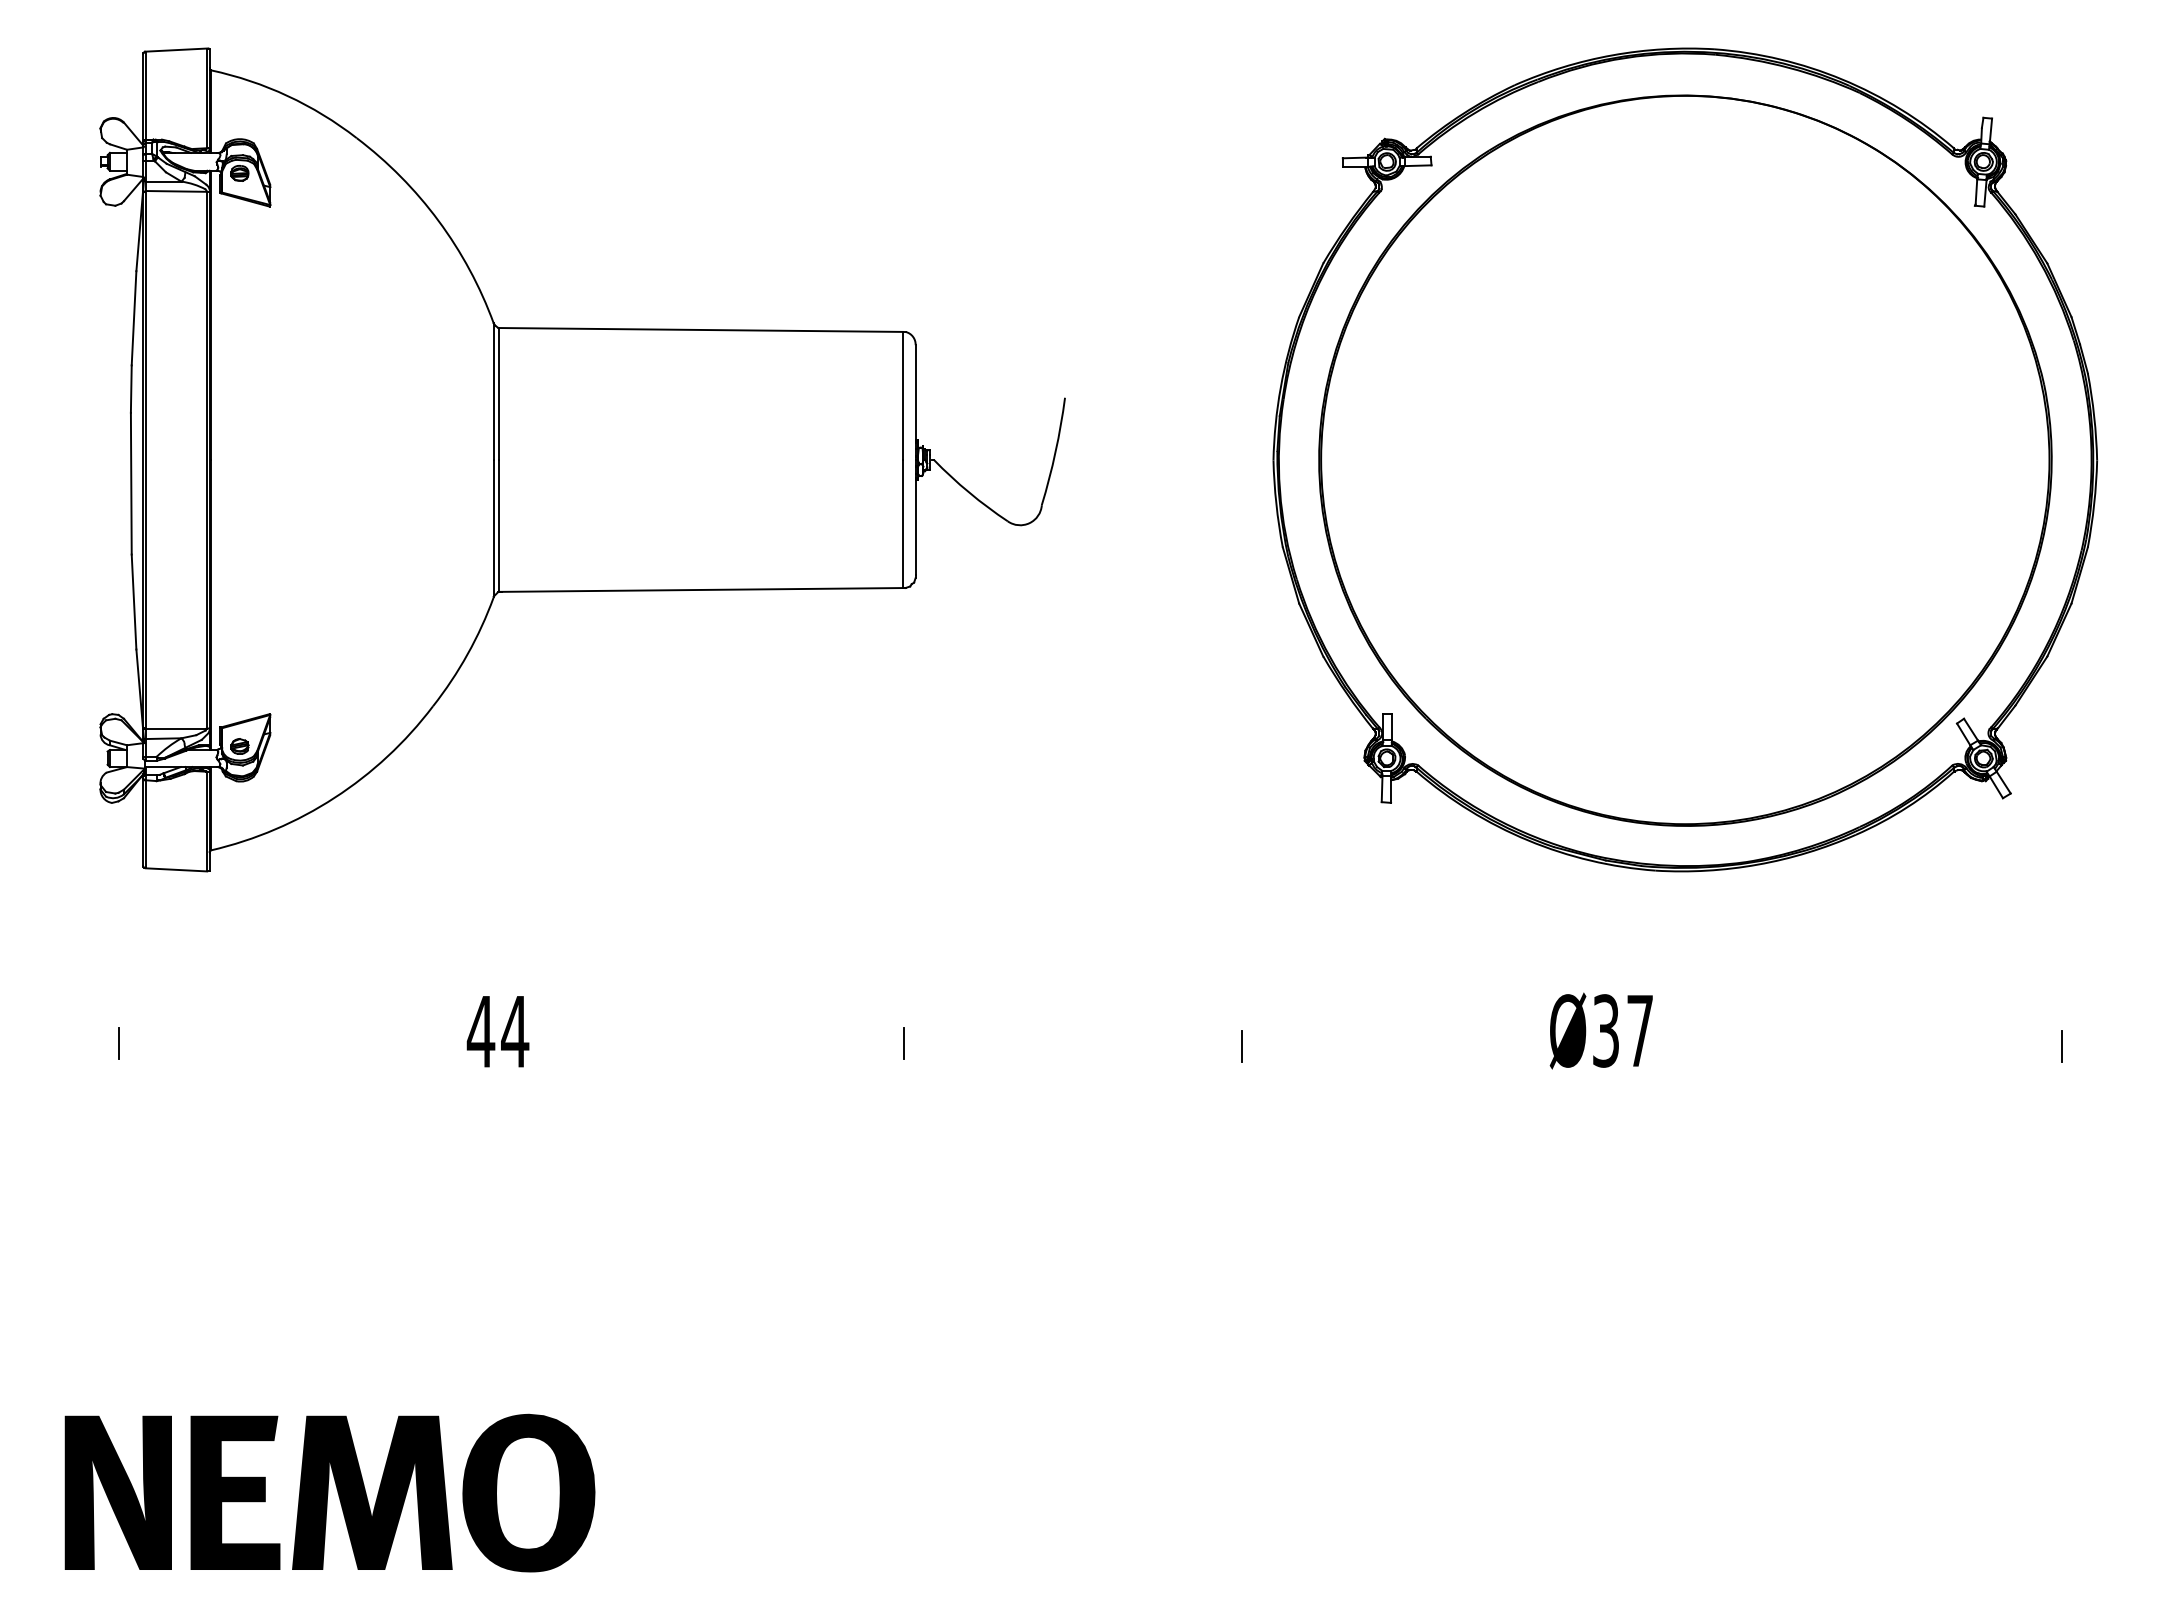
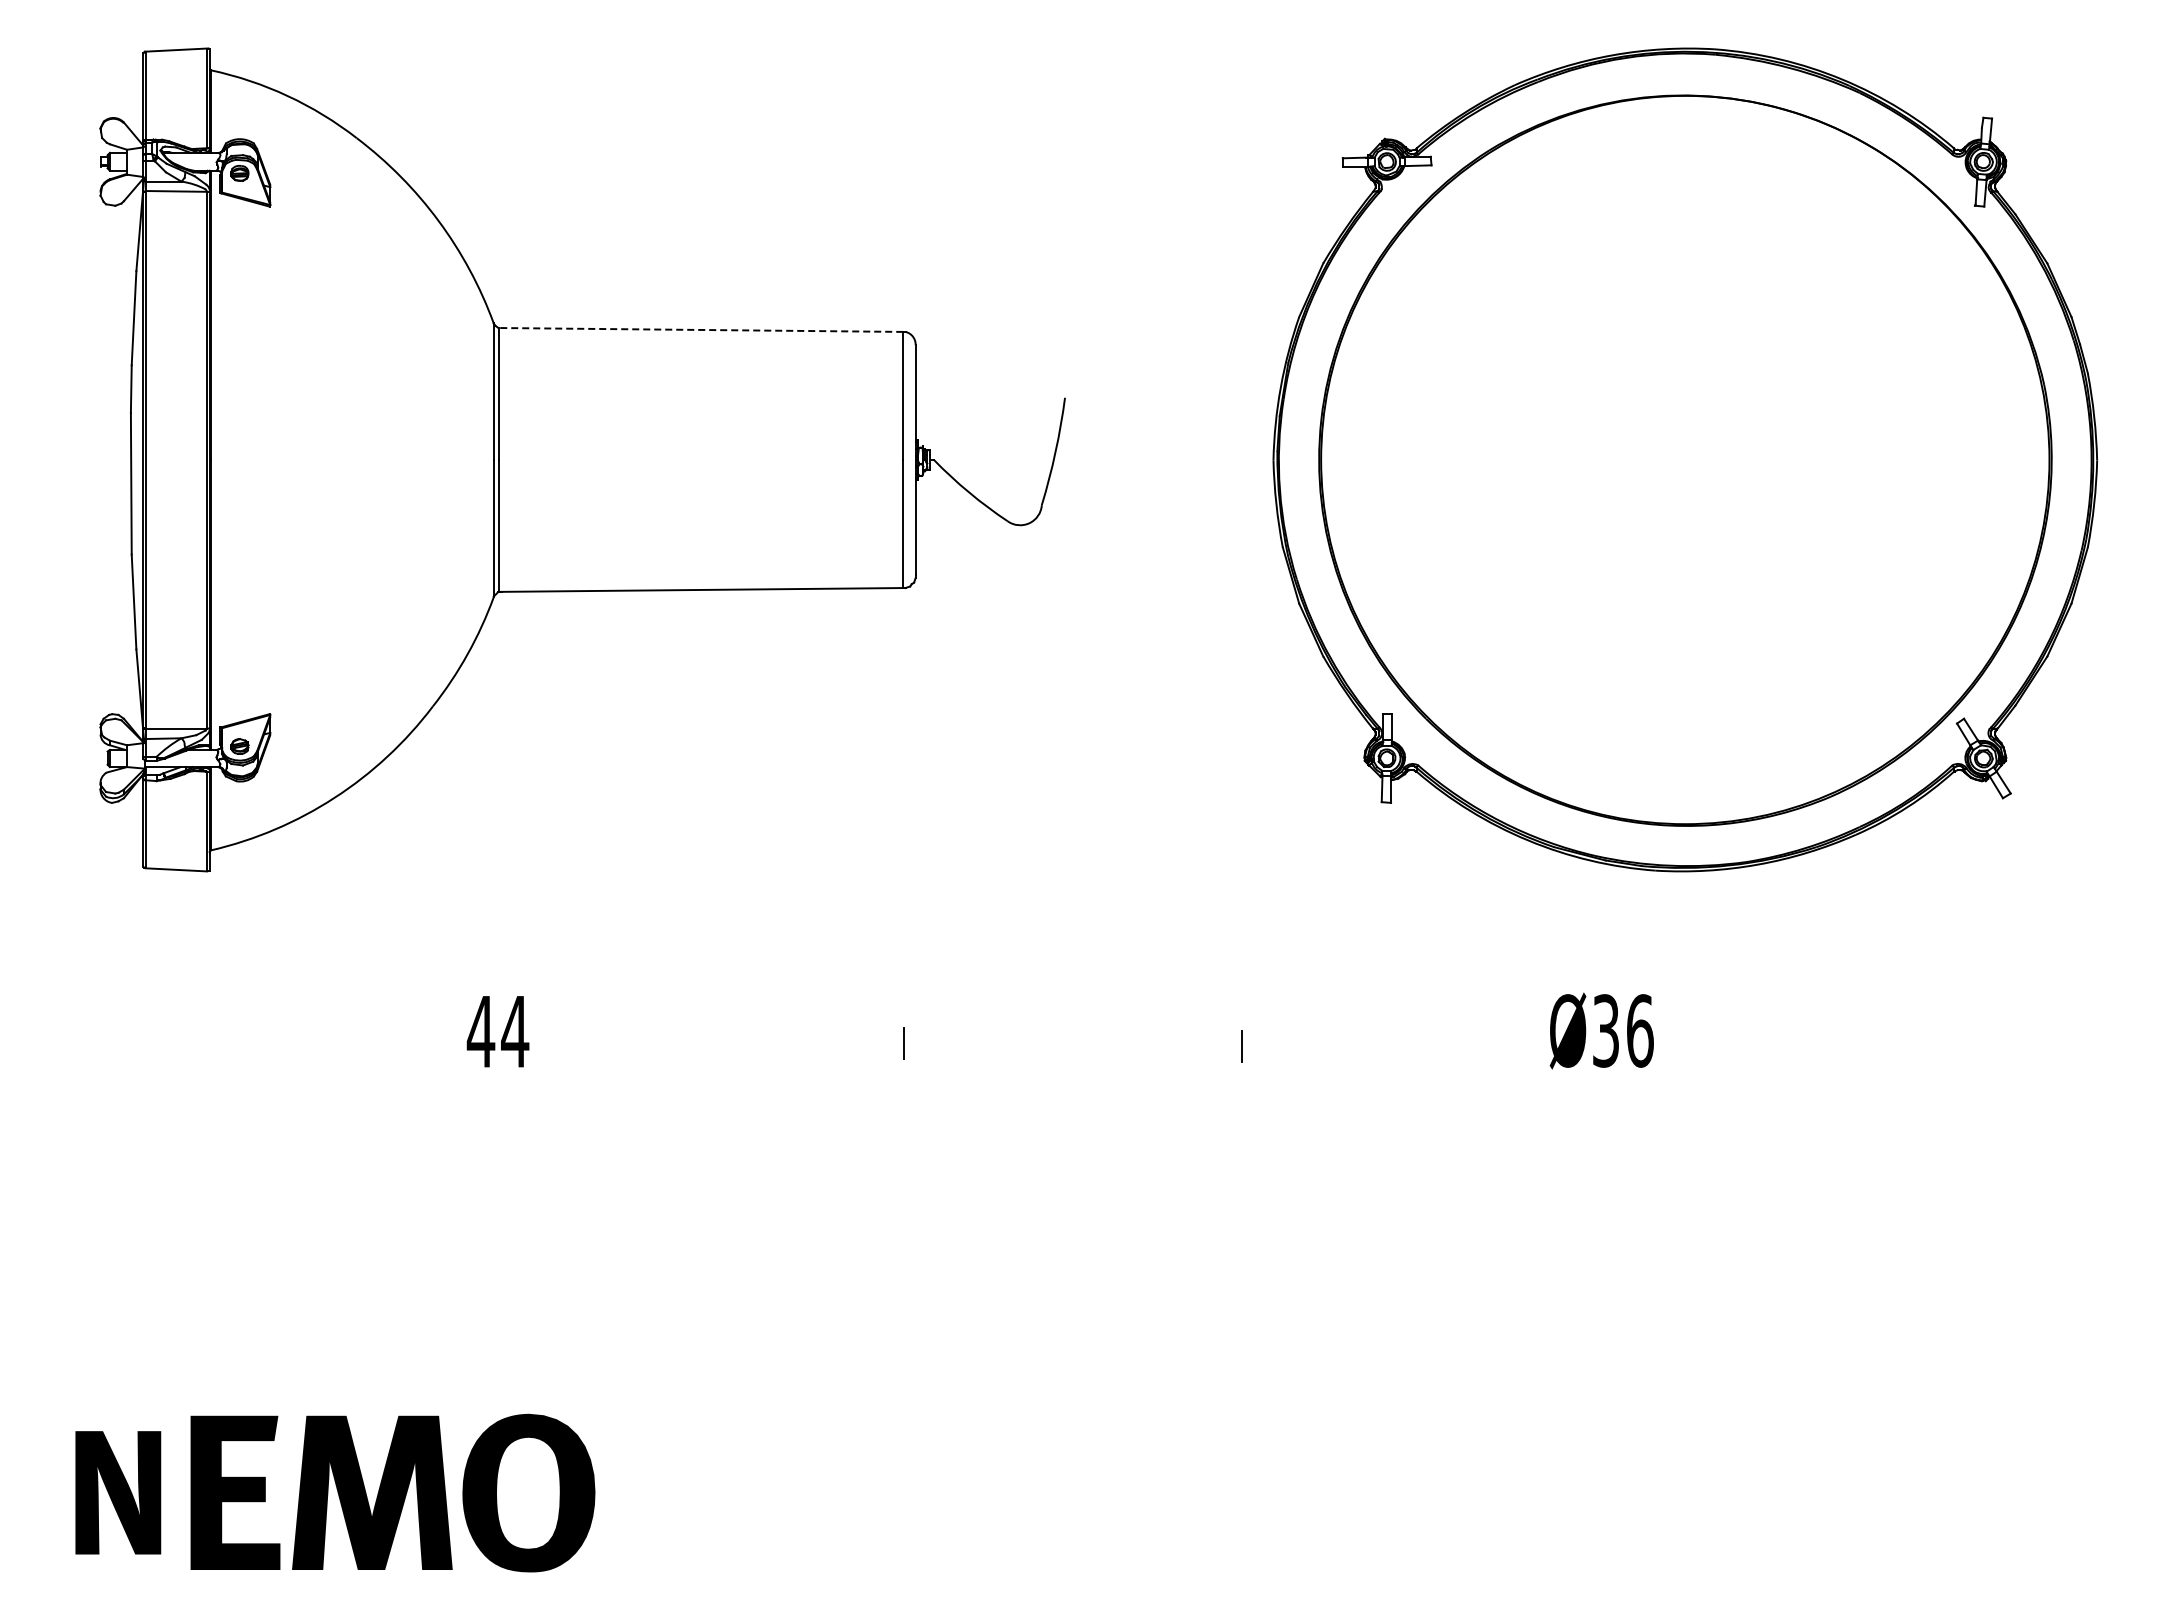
line: solid -> dashed (700, 329)
text: Ø37 -> Ø36 (1640, 1030)
line: present -> none (118, 1043)
line: present -> none (2062, 1046)
part size: 108x155 px -> 87x124 px (118, 1492)
